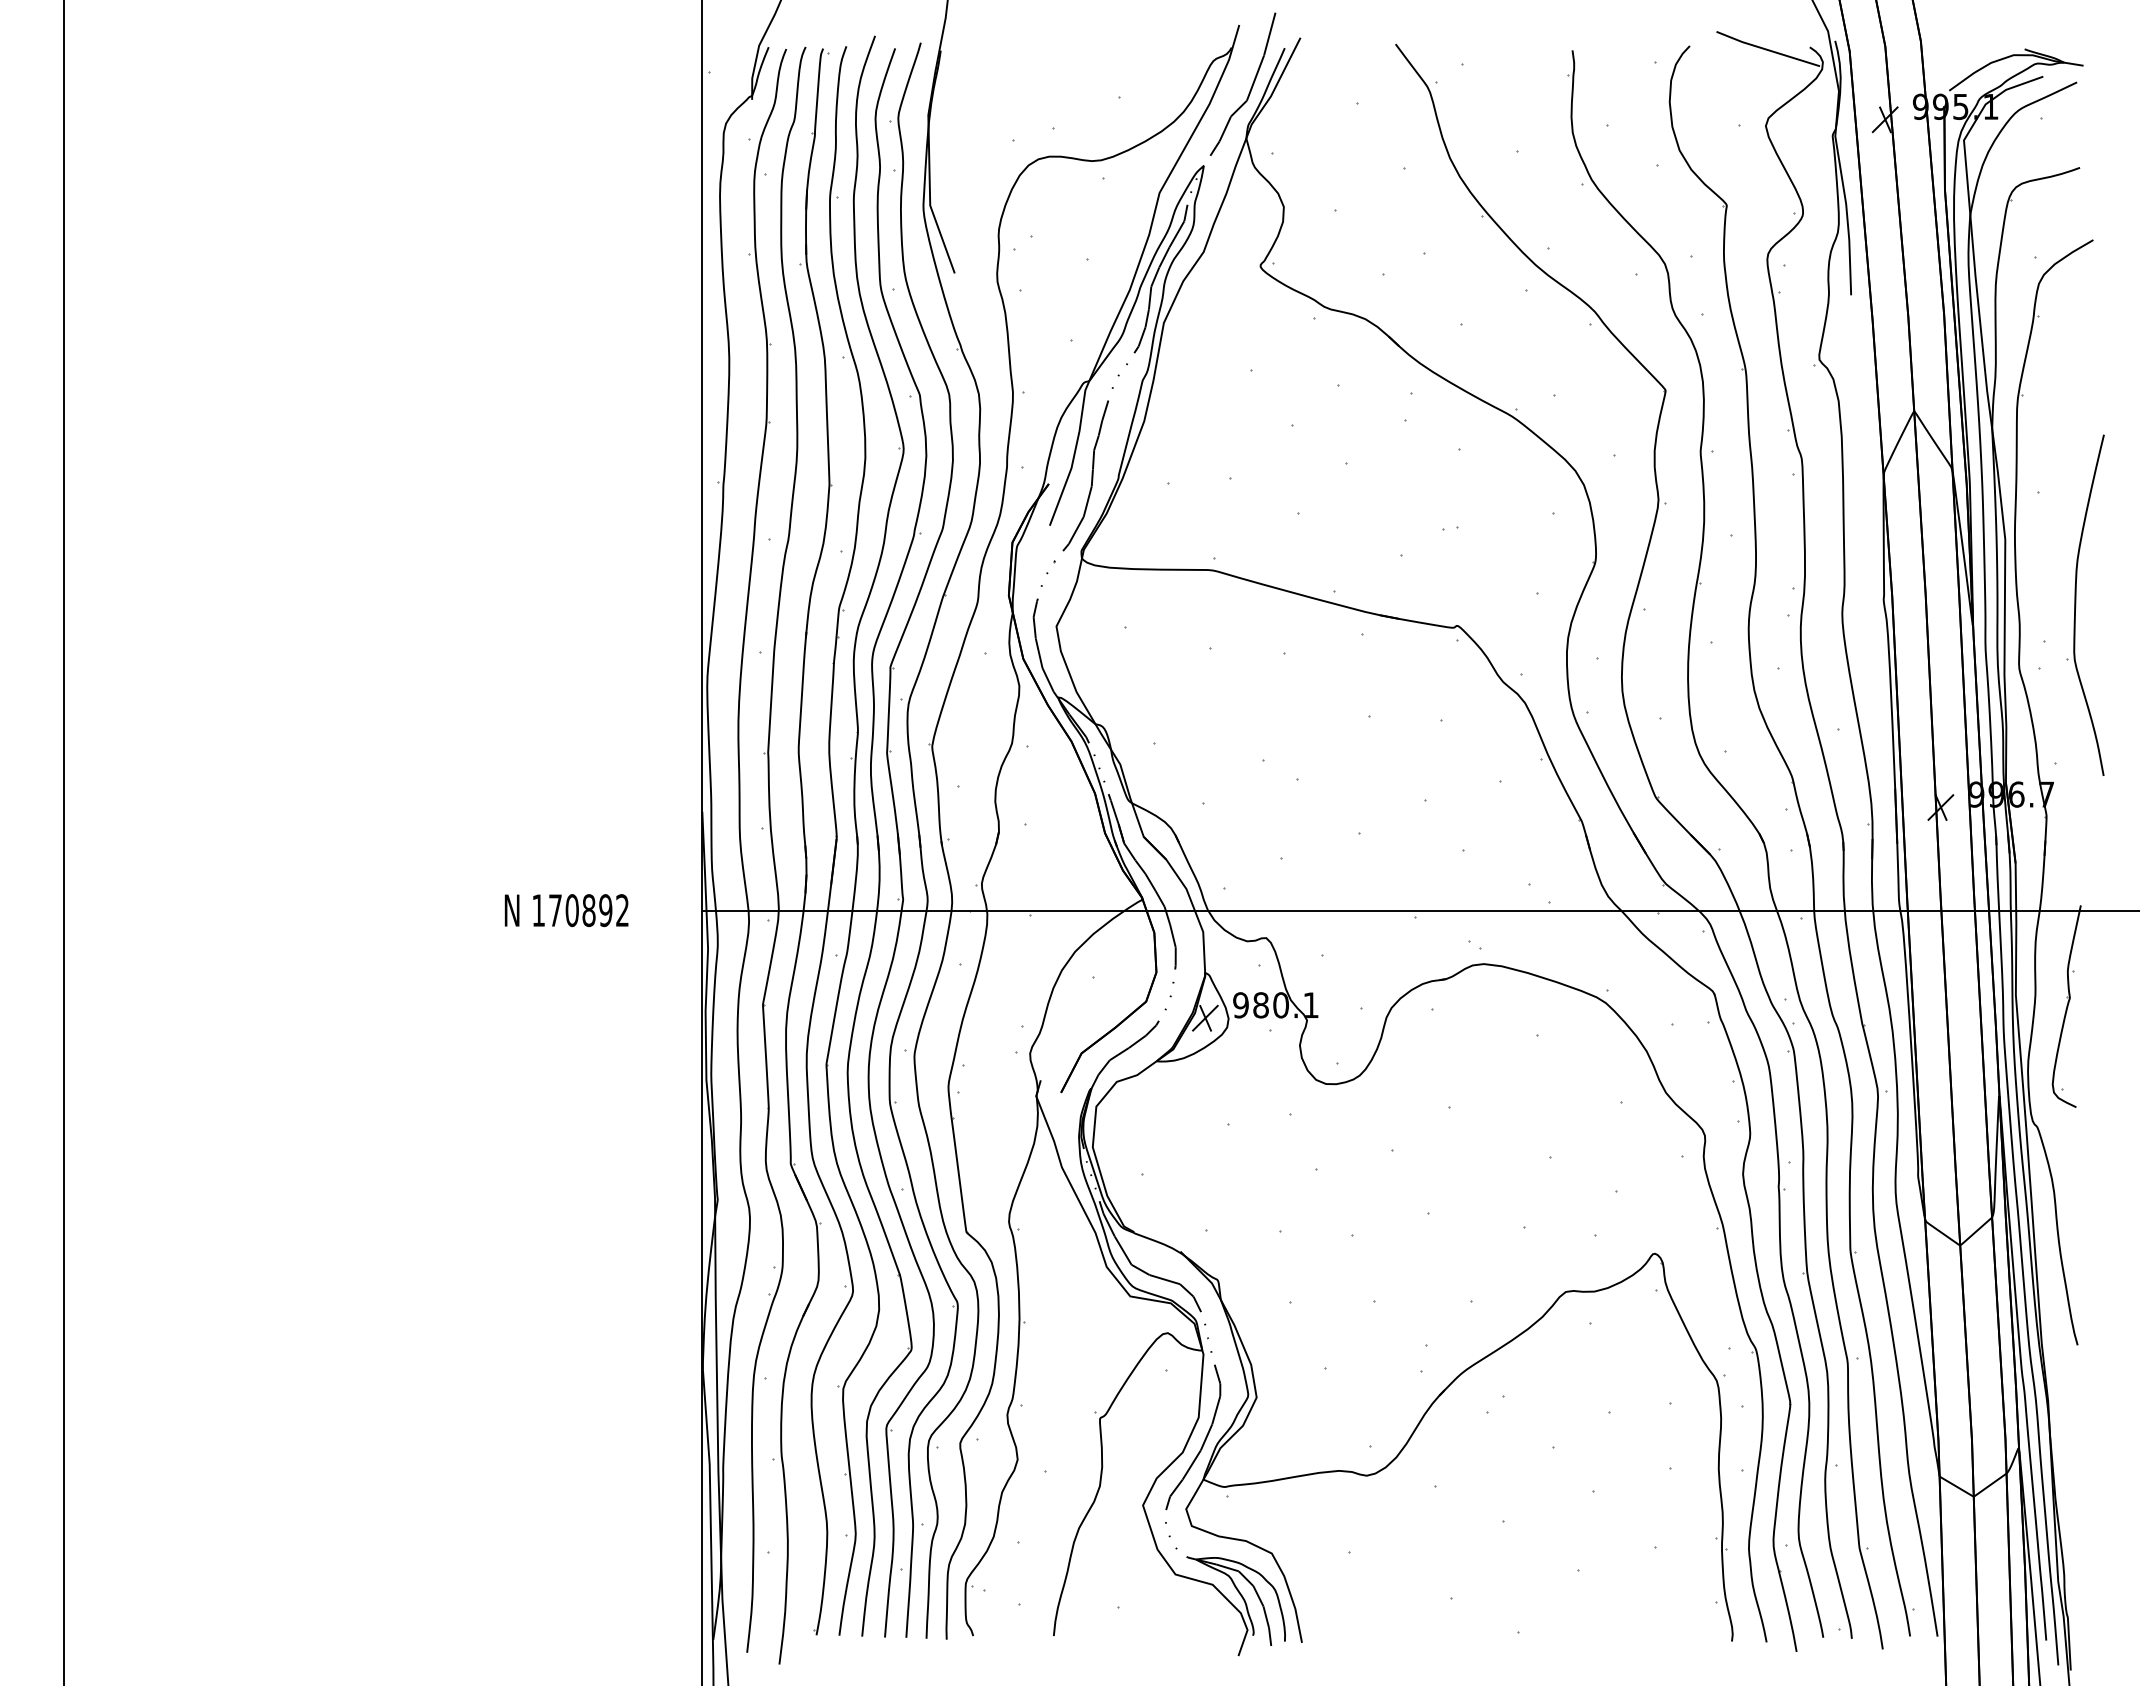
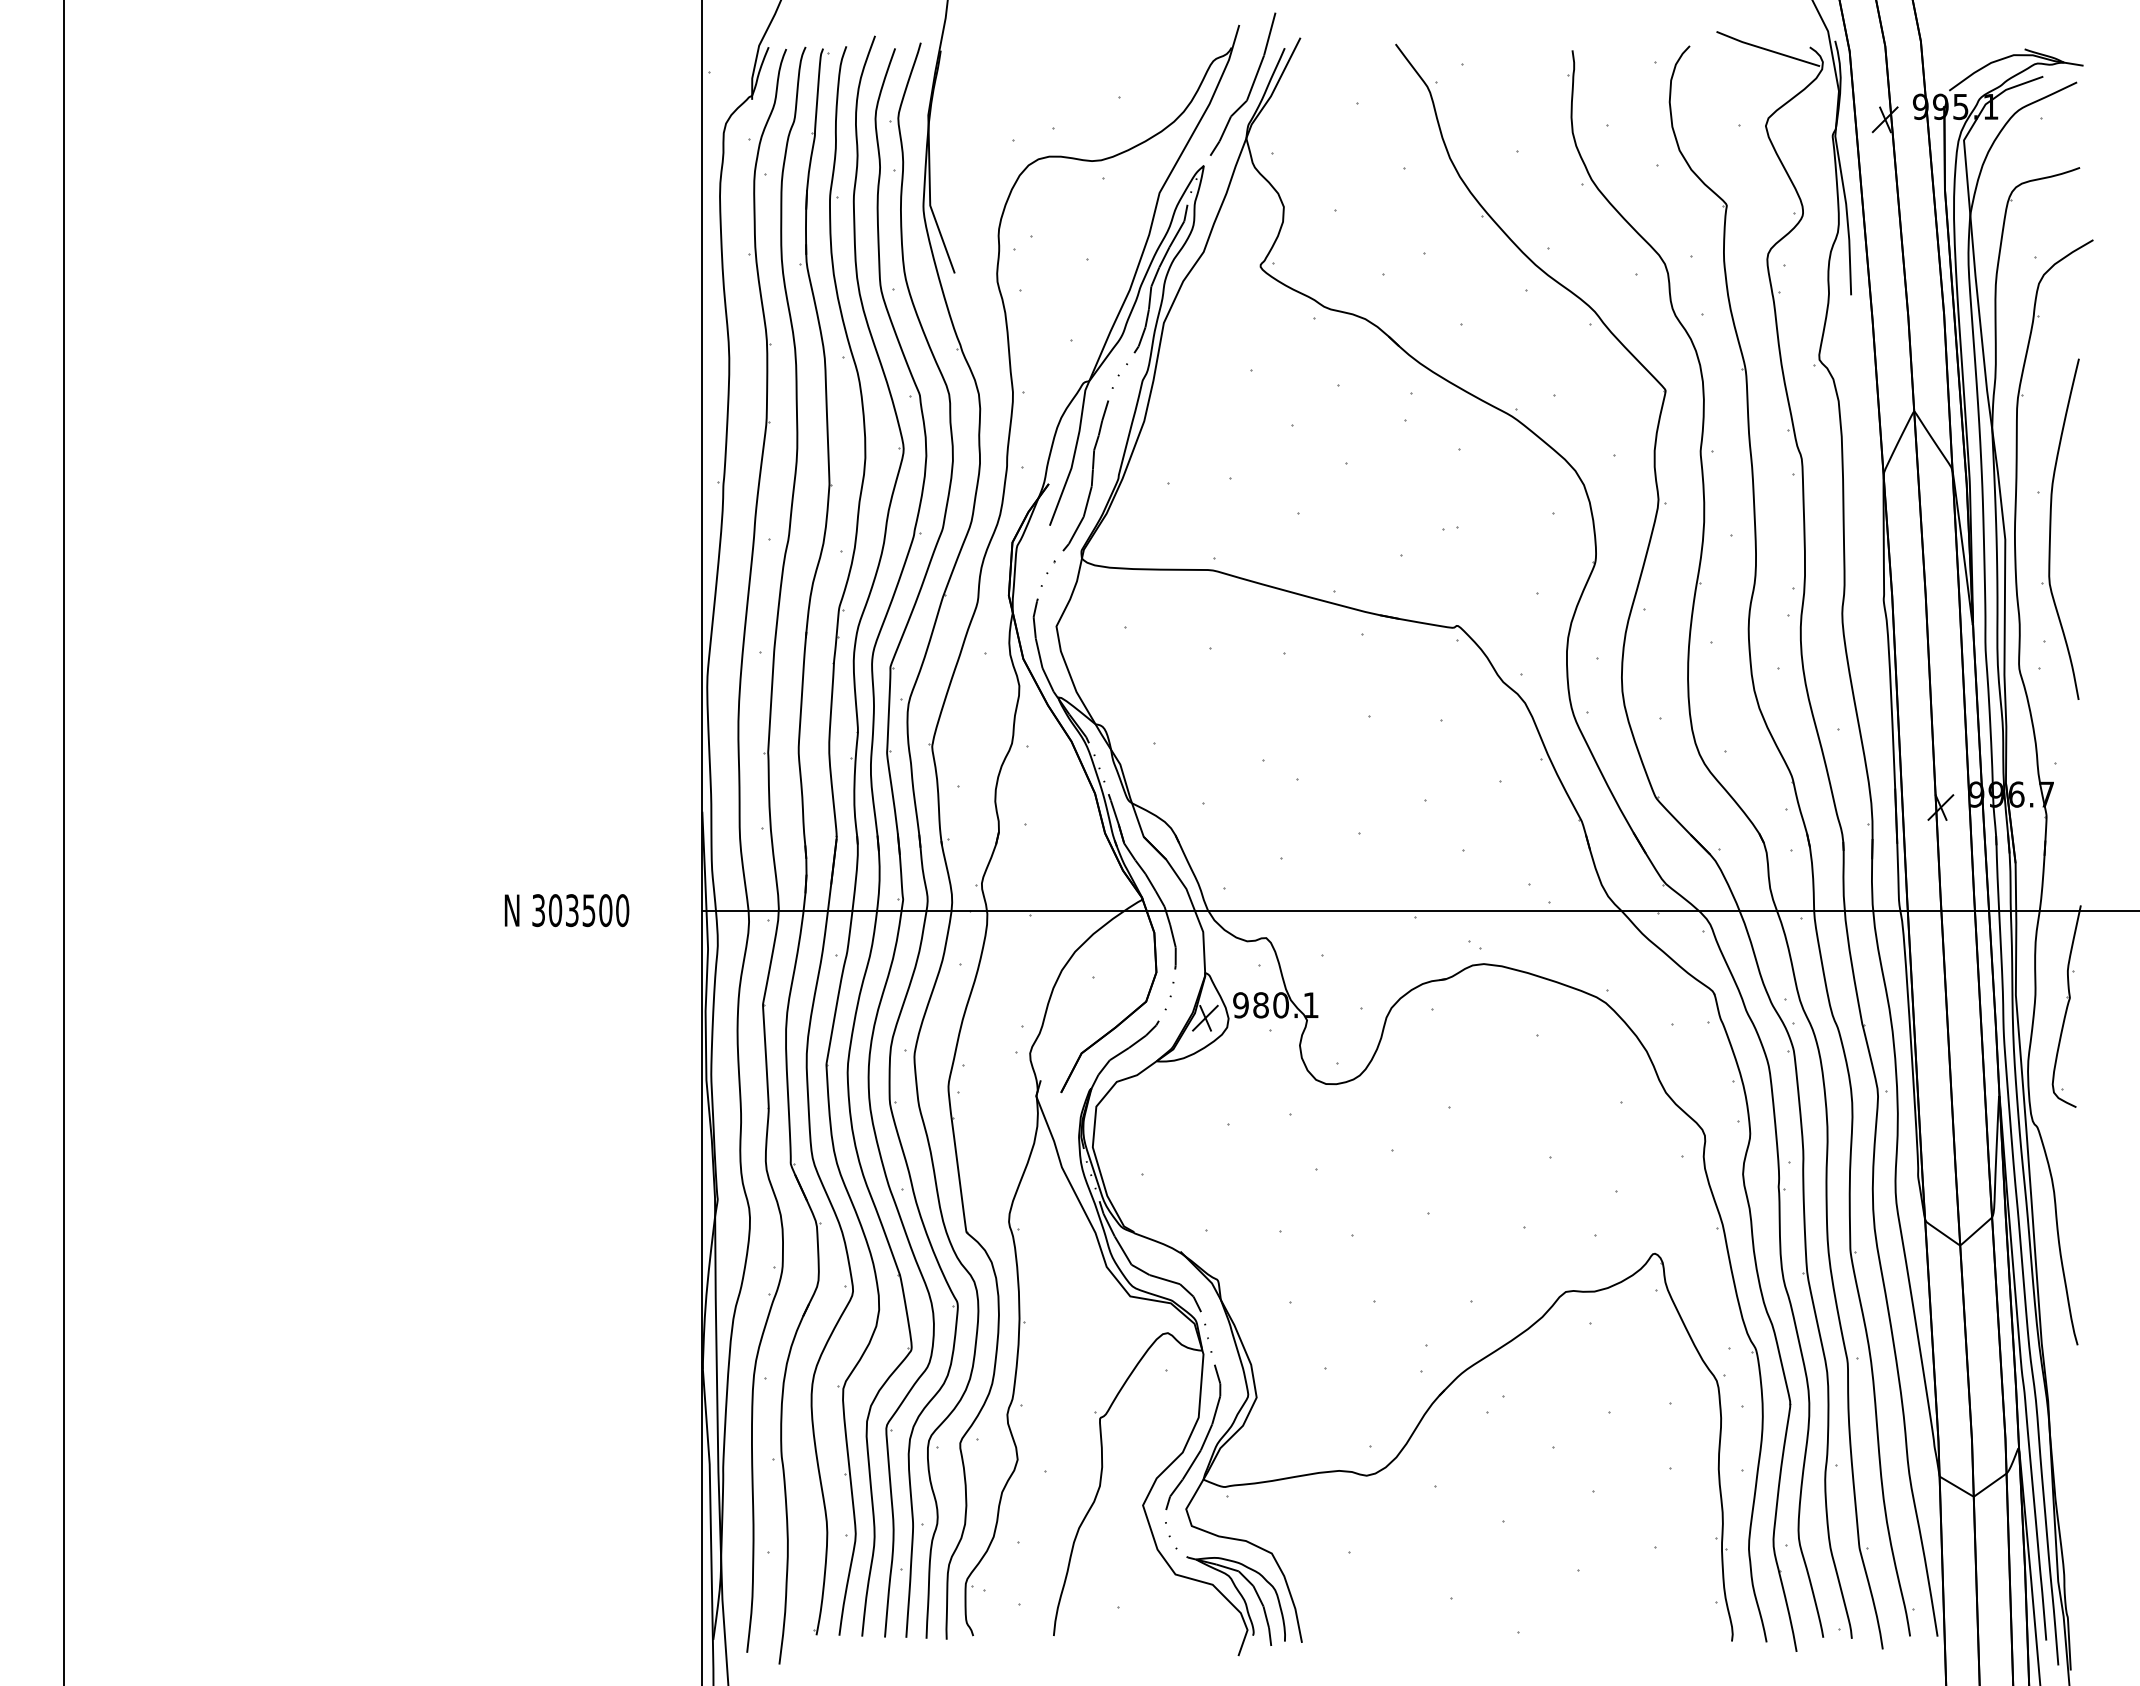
part position: (2076, 604) -> (2051, 528) (2051, 528)
text: 170892 -> 303500 (580, 910)
